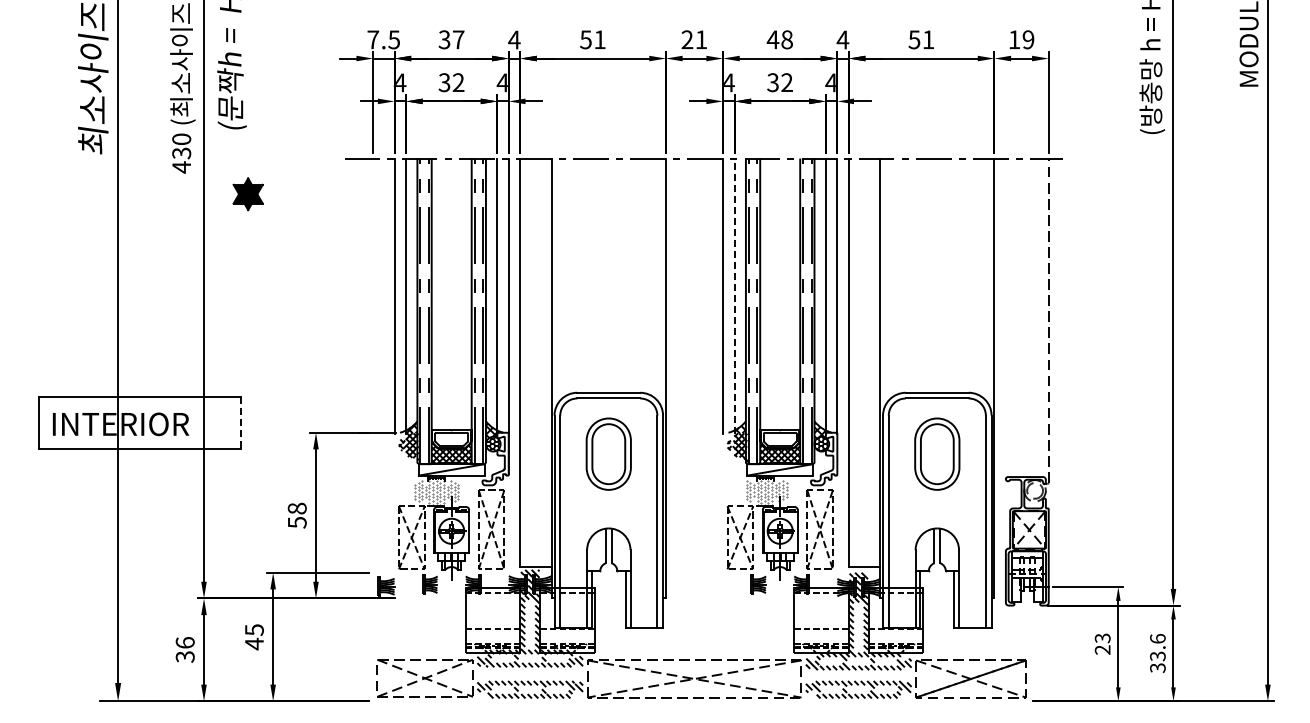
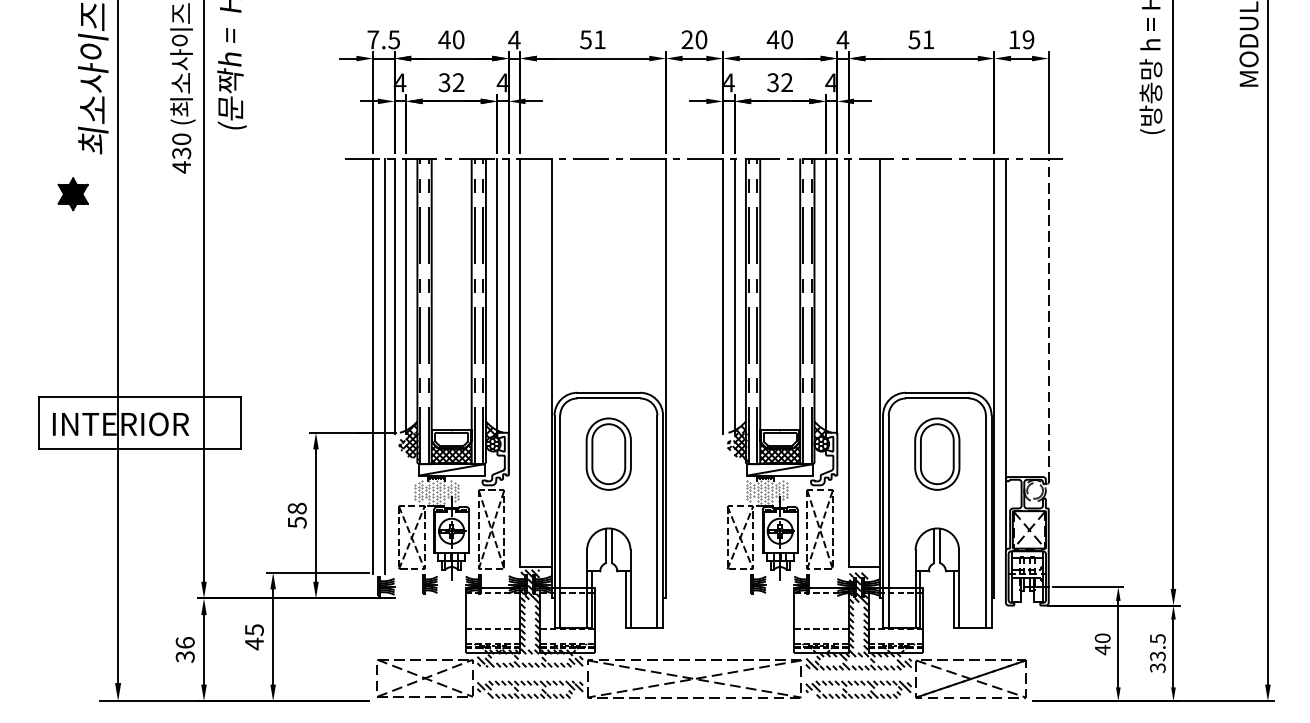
text: 37 -> 40 (451, 39)
text: 21 -> 20 (701, 39)
text: 48 -> 40 (786, 39)
part position: (247, 194) -> (72, 194) (72, 194)
line: dashed -> solid (734, 296)
line: none -> present (1005, 354)
line: none -> present (373, 366)
line: none -> present (384, 366)
line: dashed -> solid (240, 423)
text: 33.6 -> 33.5 (1157, 638)
text: 23 -> 40 (1102, 644)
